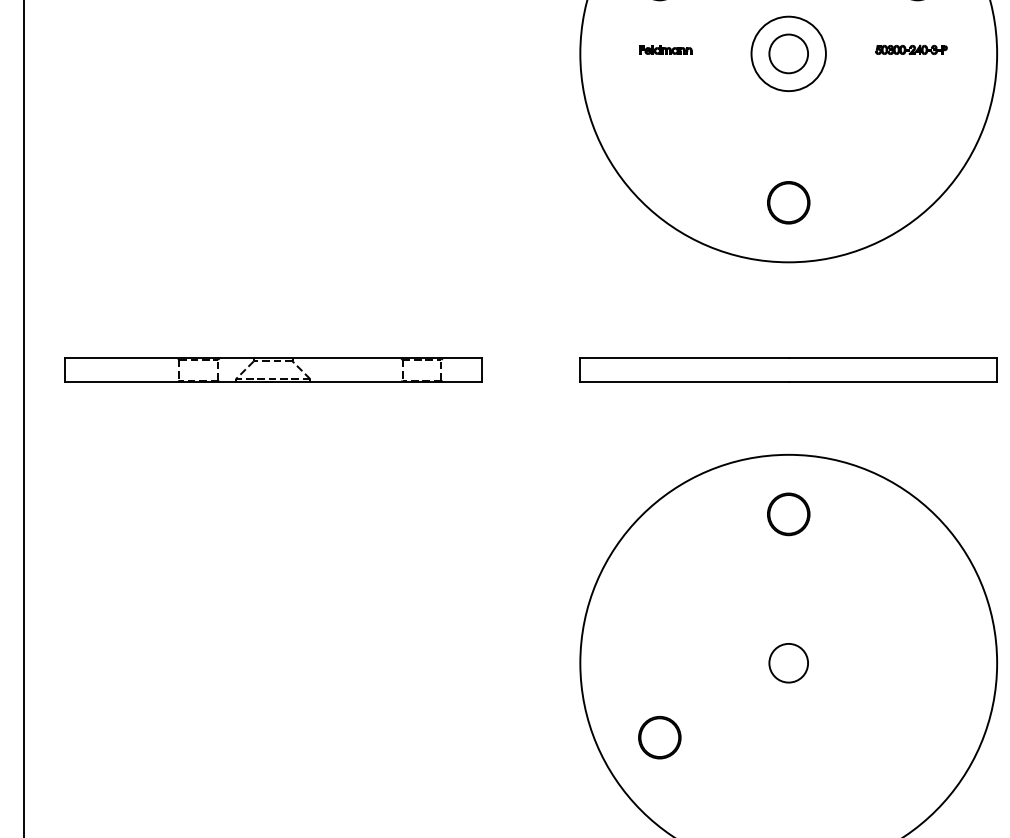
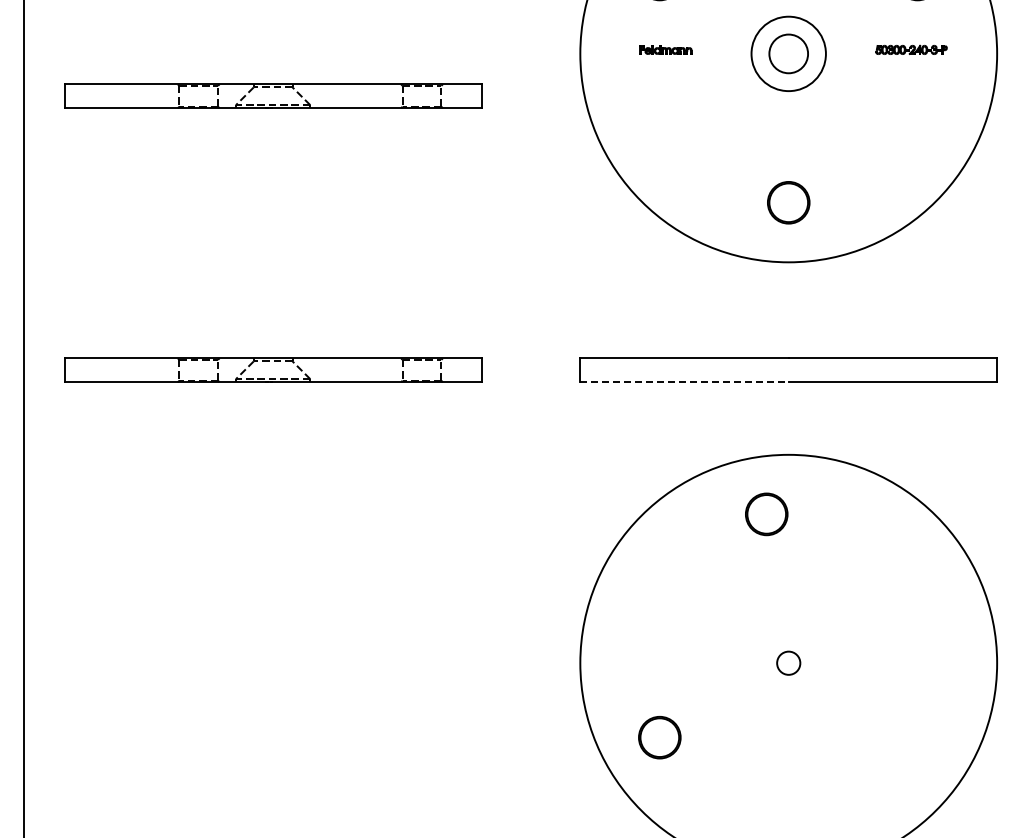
part: none -> present (273, 95)
line: solid -> dashed (685, 382)
part position: (788, 514) -> (766, 514) (766, 514)
circle diameter: 39 px -> 23 px (788, 662)
